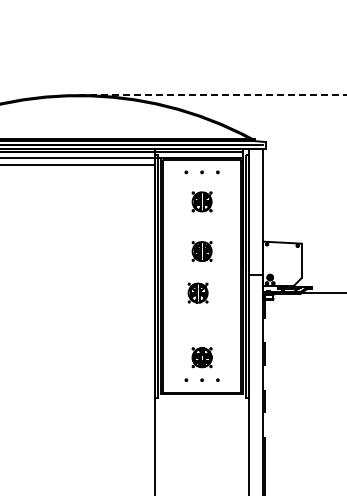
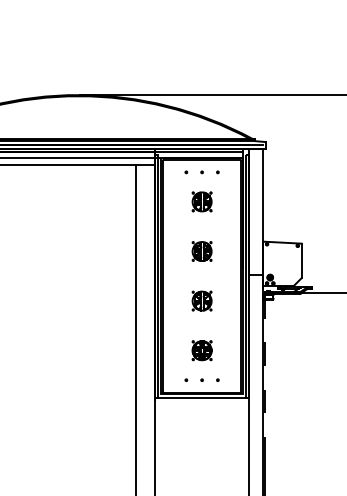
line: dashed -> solid (212, 95)
part position: (197, 292) -> (201, 300) (201, 300)
line: none -> present (136, 328)
part position: (201, 357) -> (201, 350) (201, 350)
line: none -> present (201, 397)
